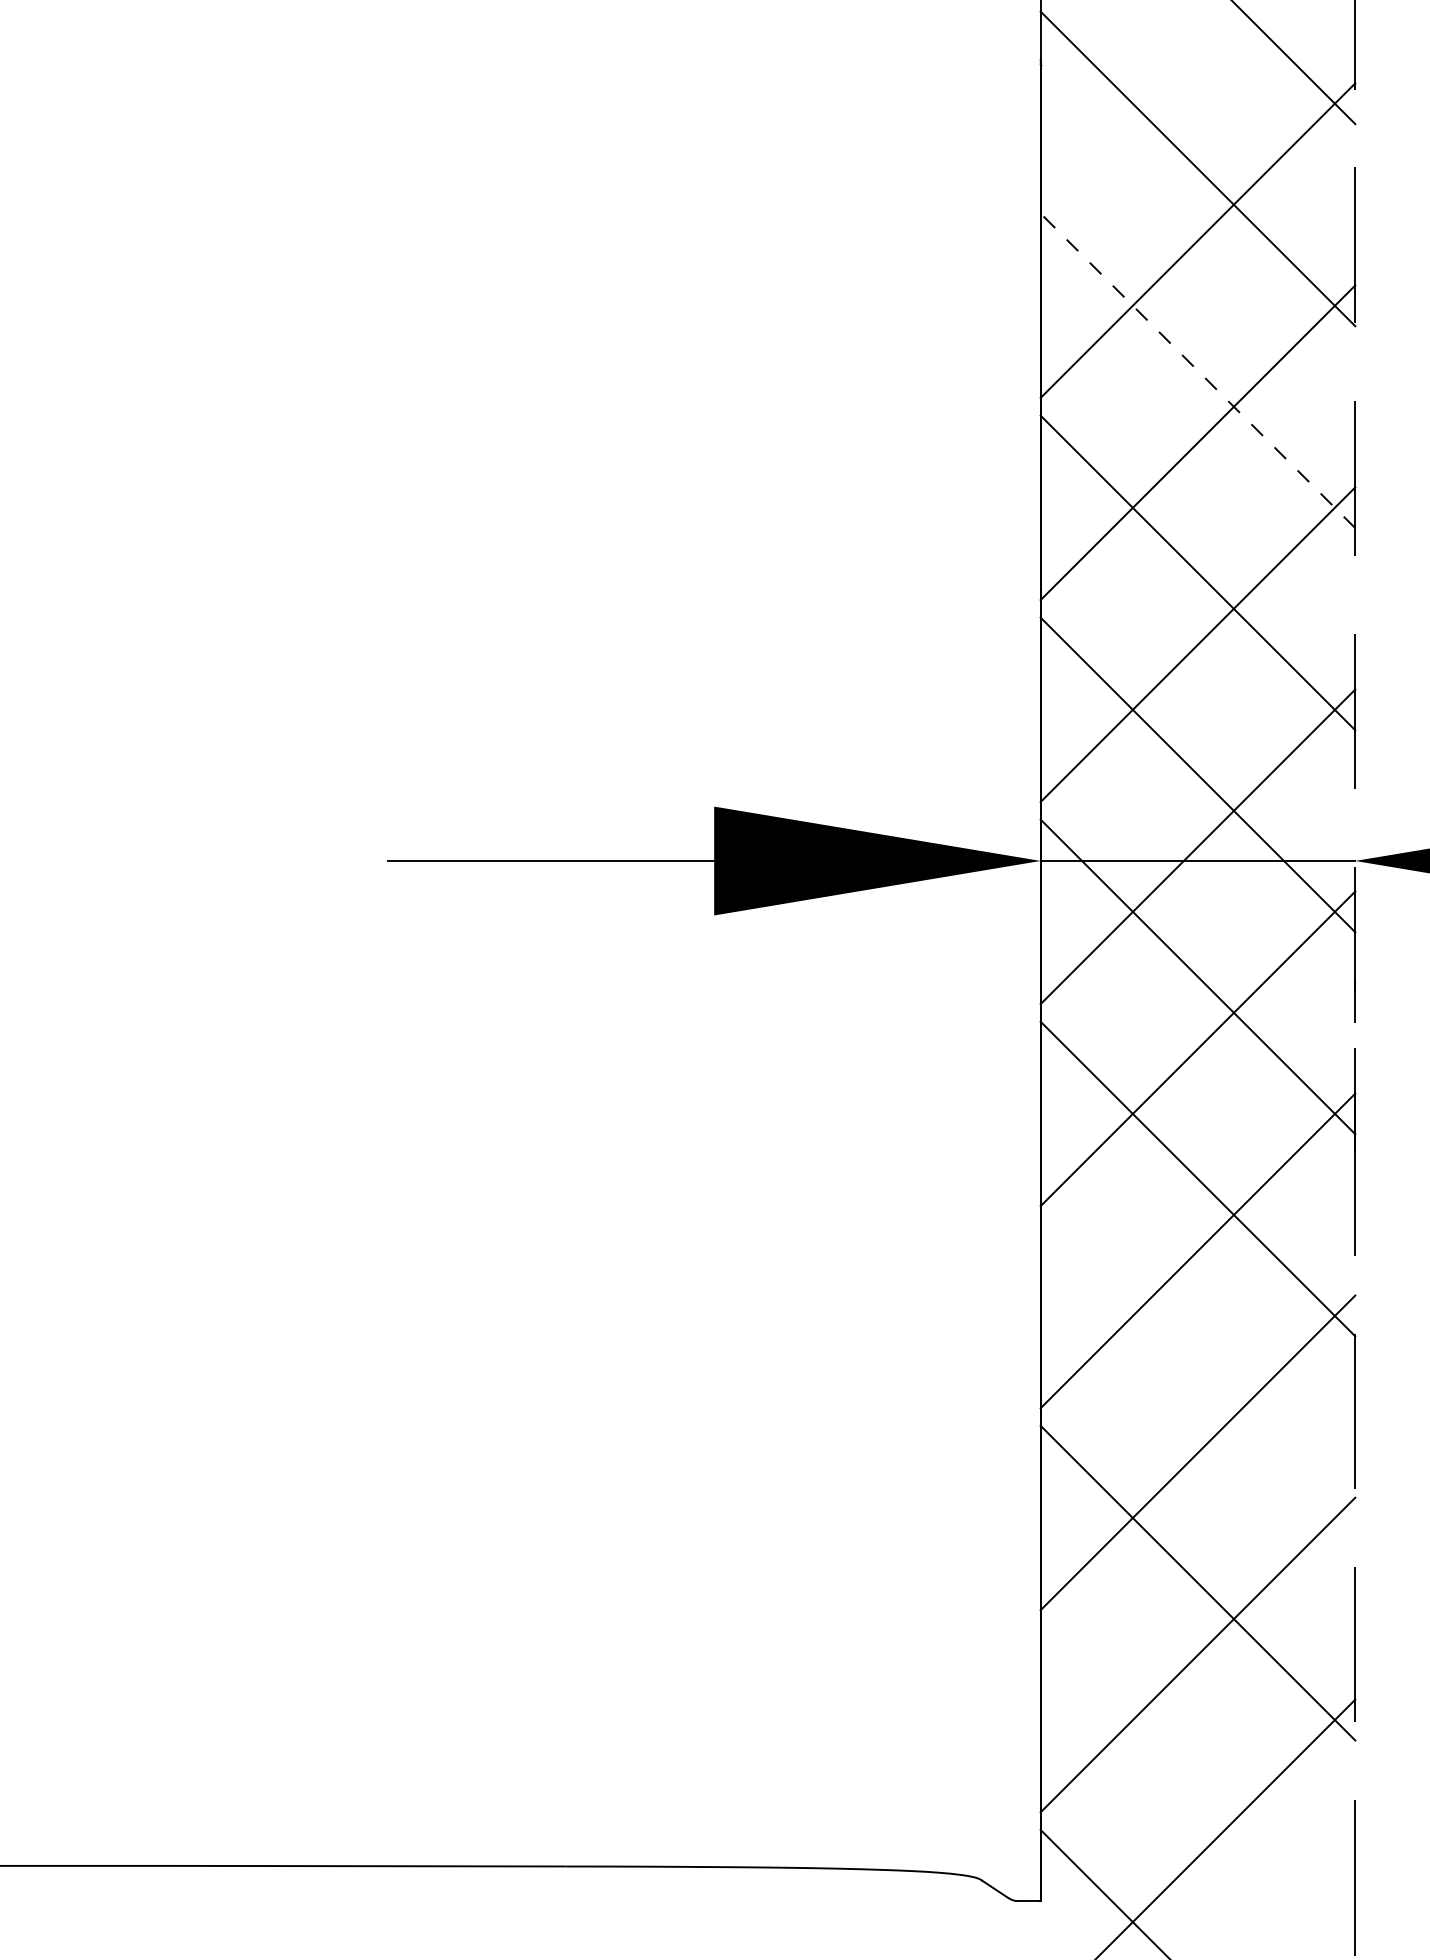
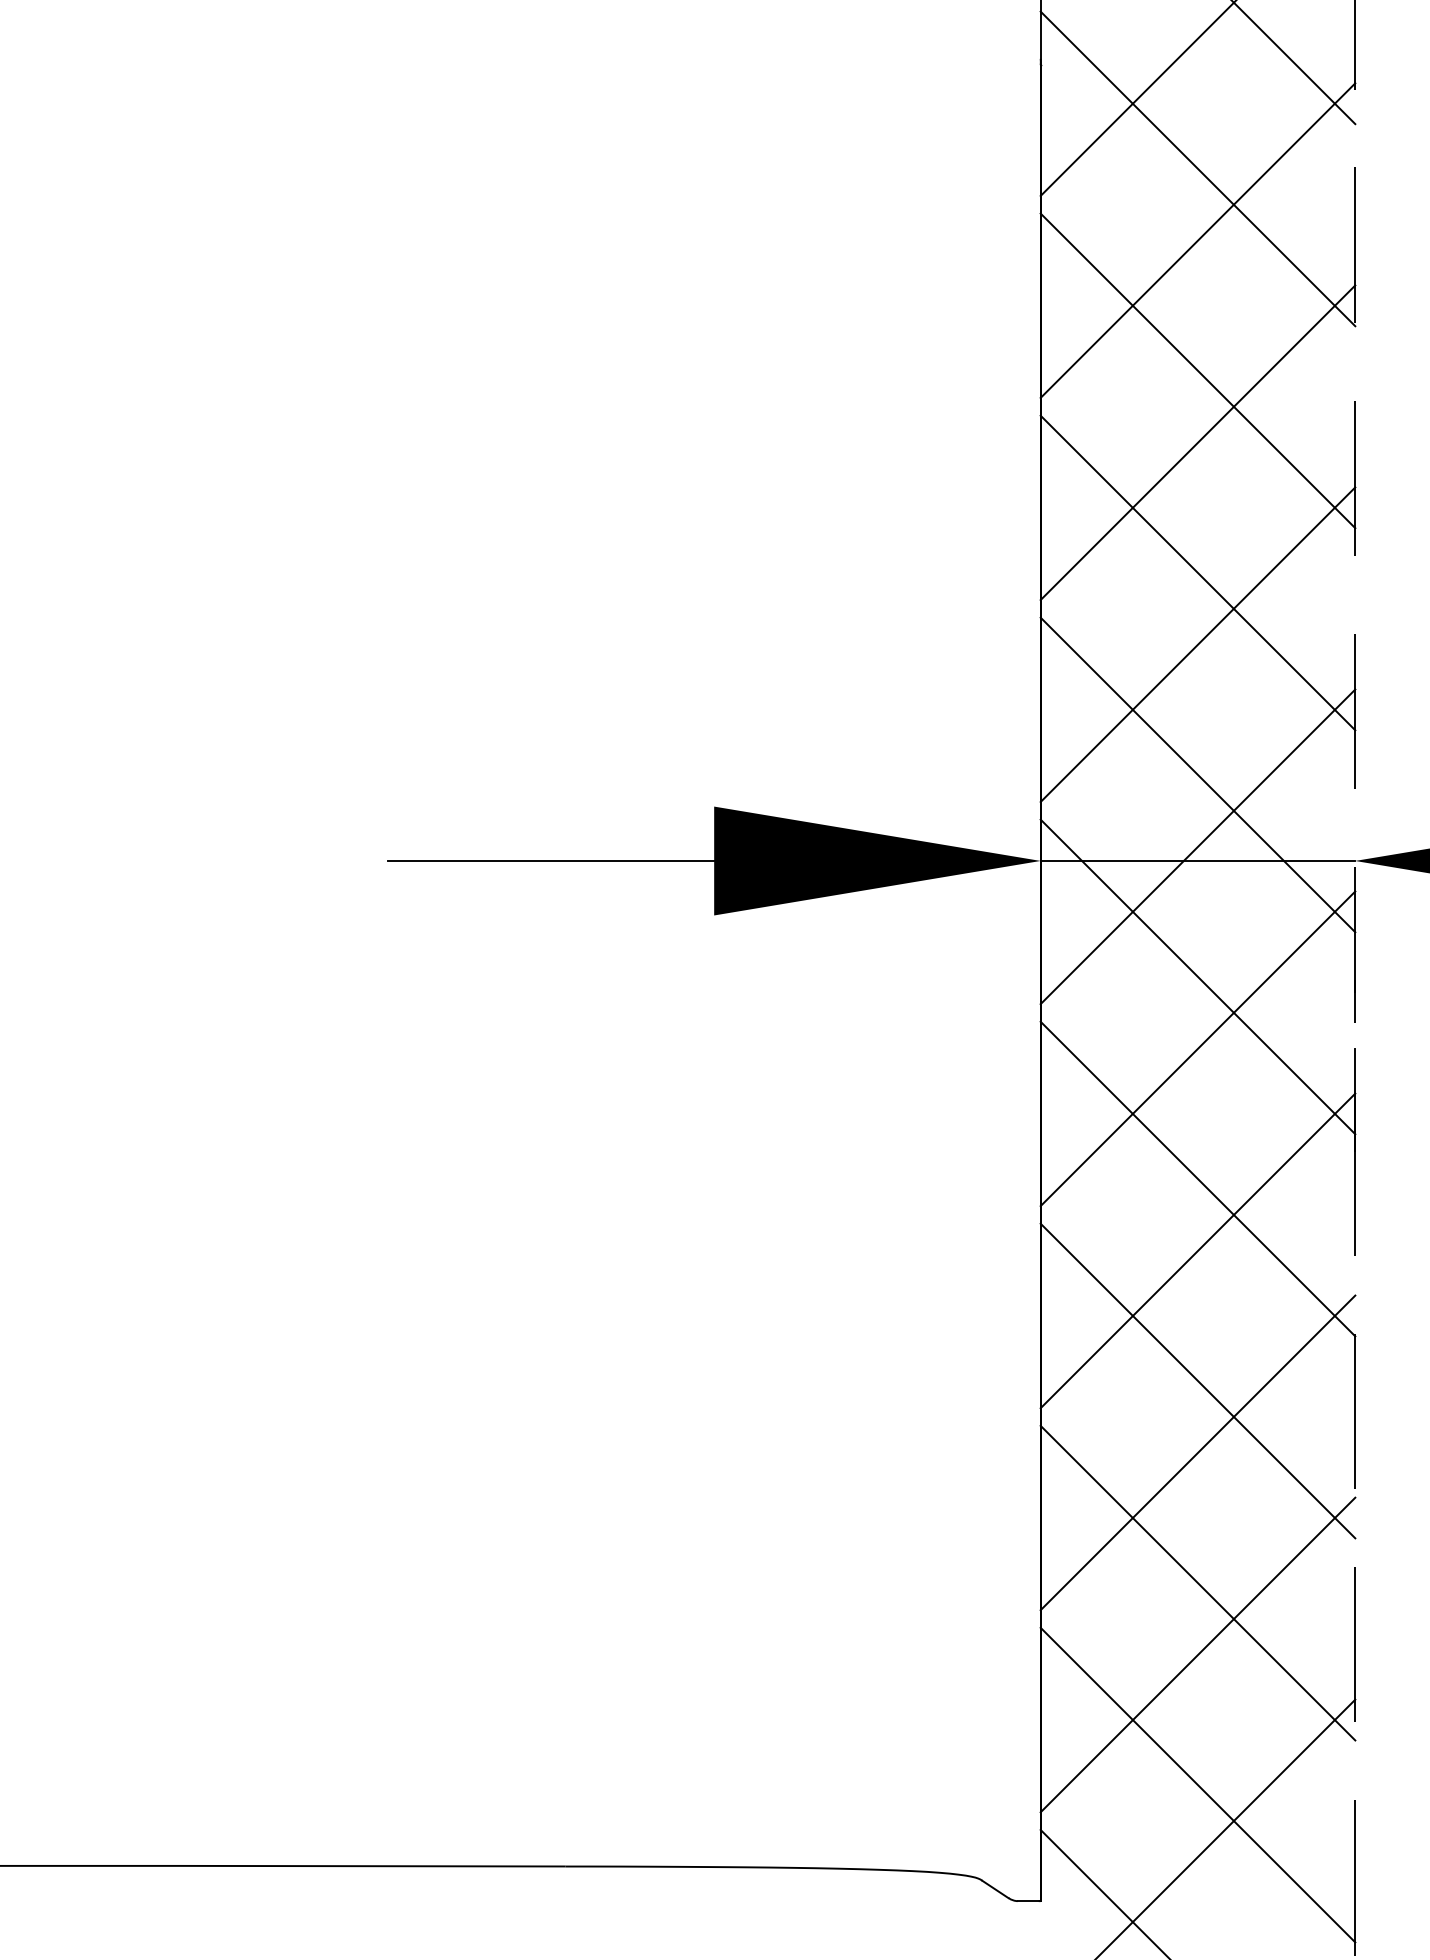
line: none -> present (1137, 98)
line: dashed -> solid (1197, 370)
line: none -> present (1197, 1380)
line: none -> present (1197, 1784)
